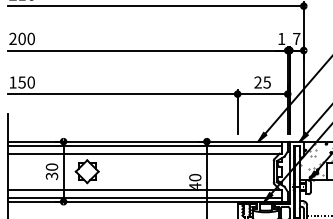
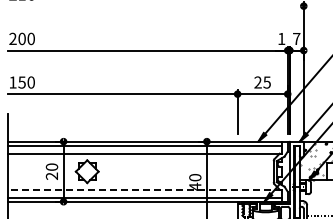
line: present -> none (155, 6)
text: 30 -> 20 (52, 176)
line: solid -> dashed (144, 189)
